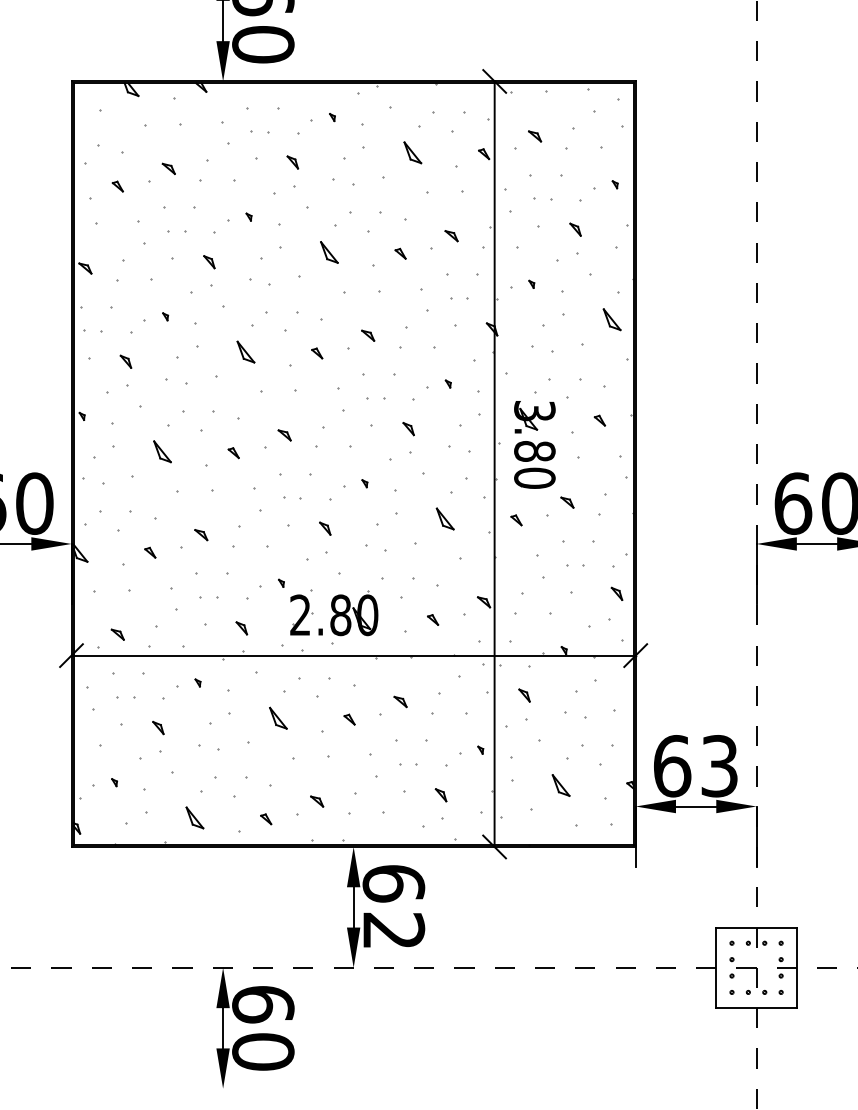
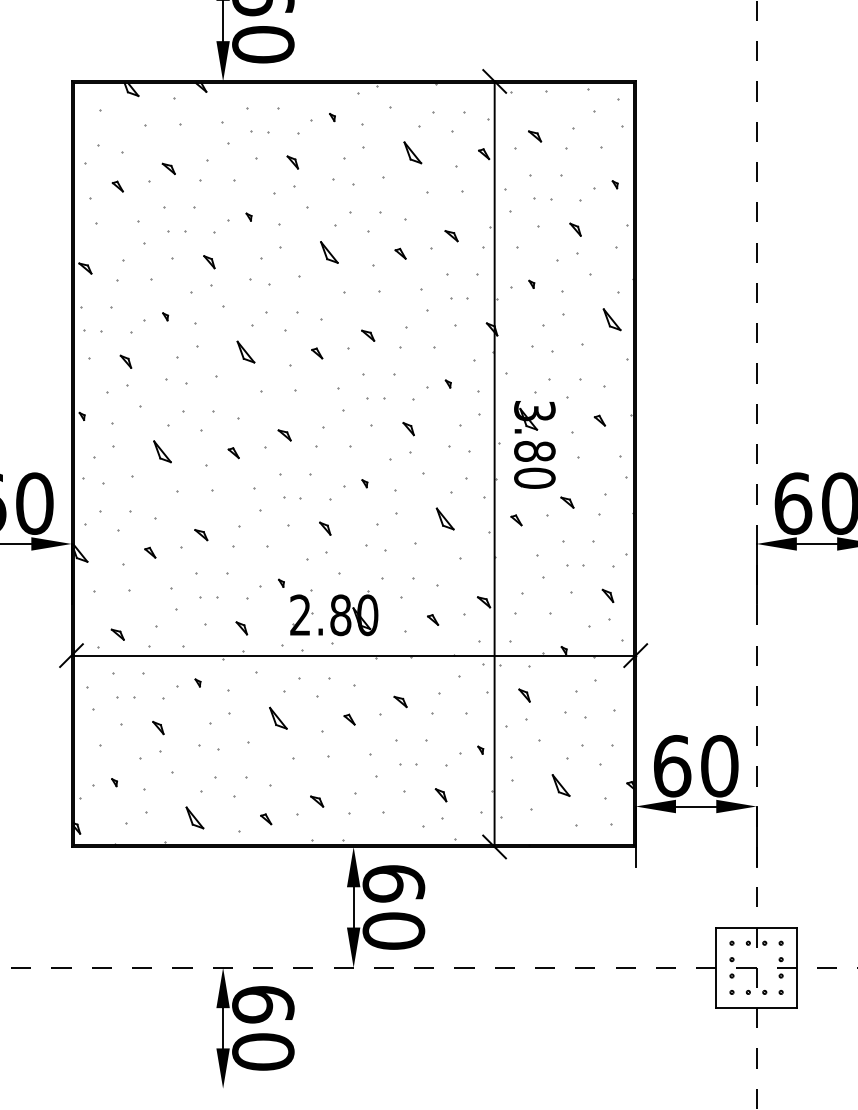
part position: (616, 593) -> (607, 595) (607, 595)
text: 63 -> 60 (719, 766)
text: 62 -> 60 (393, 930)
